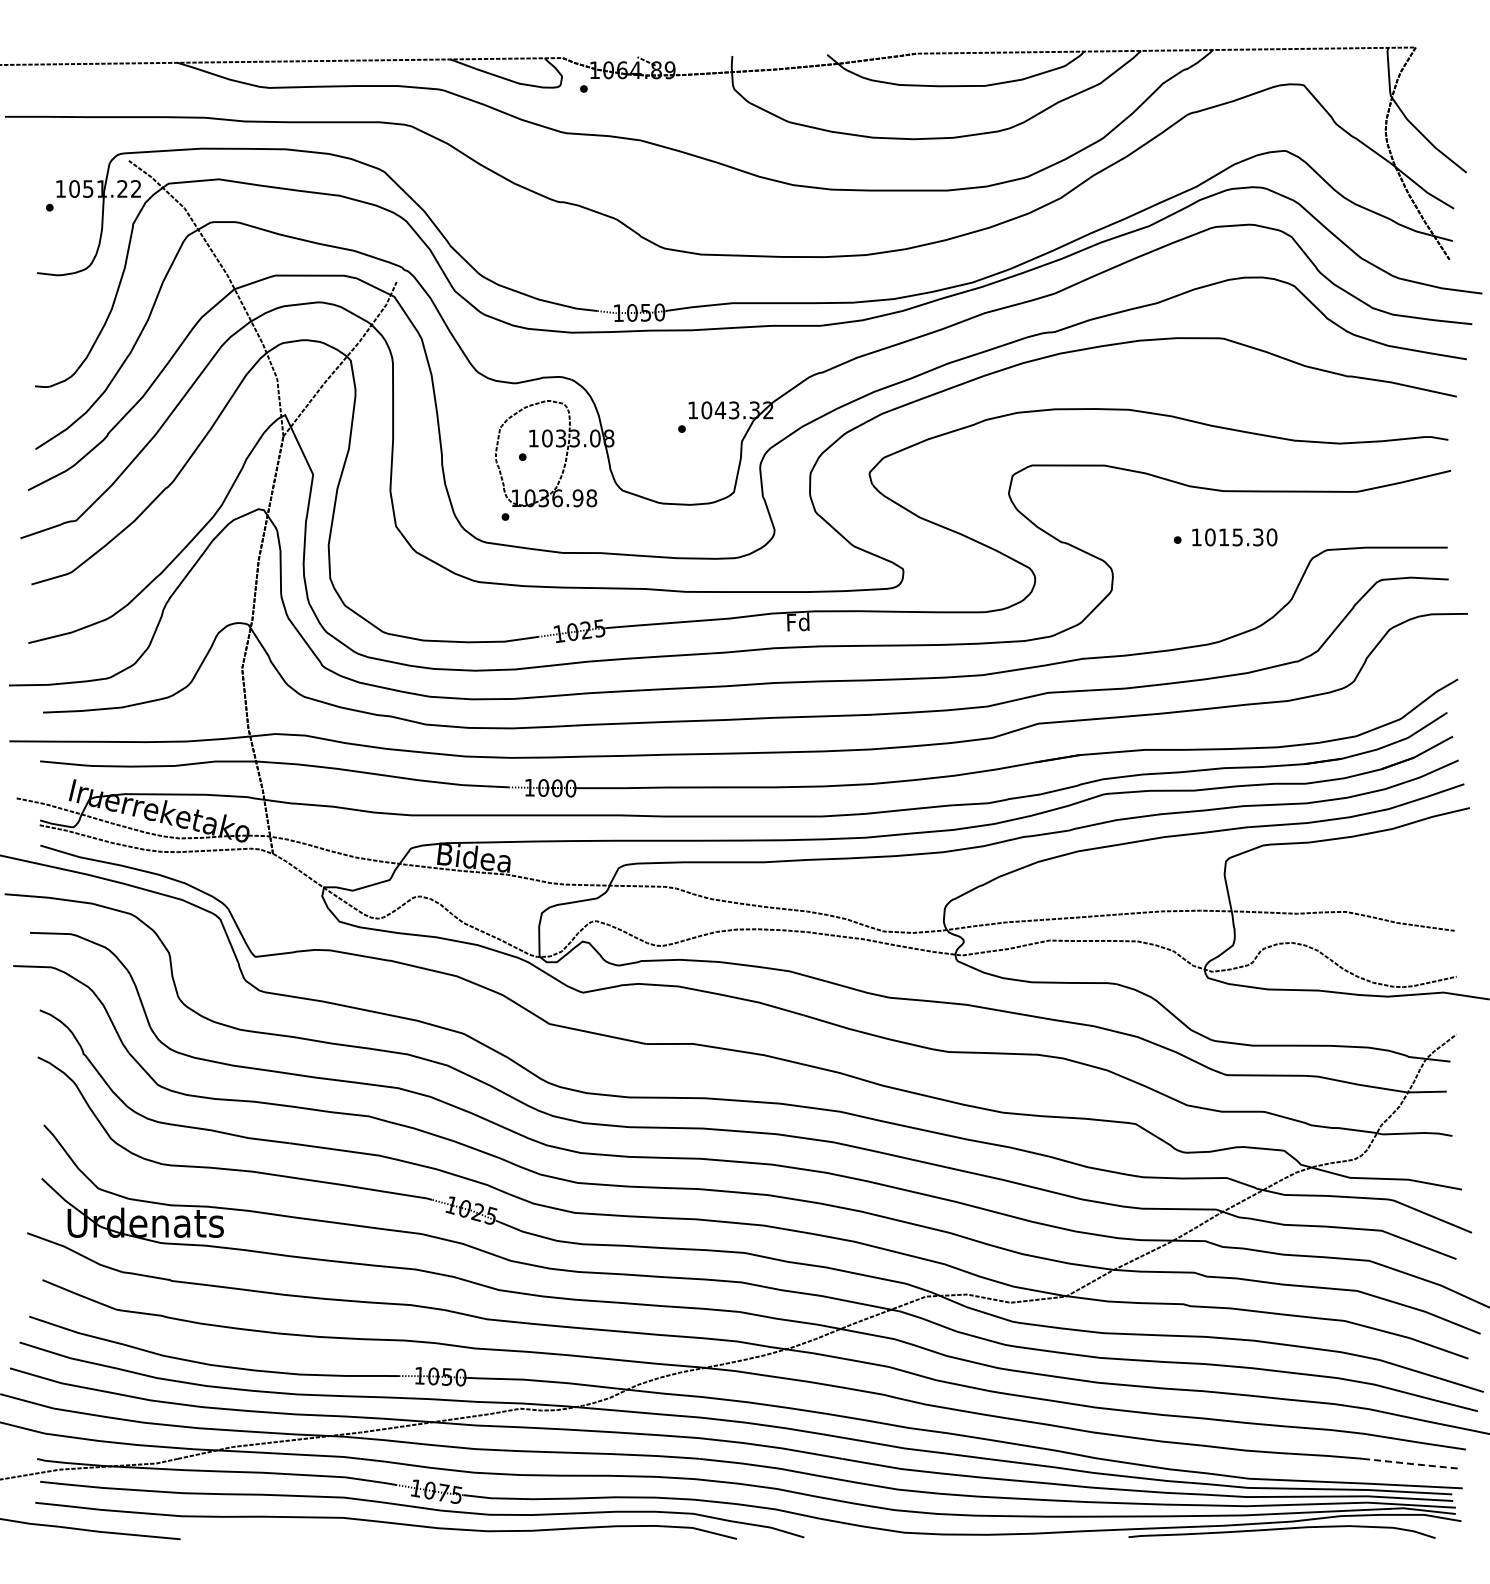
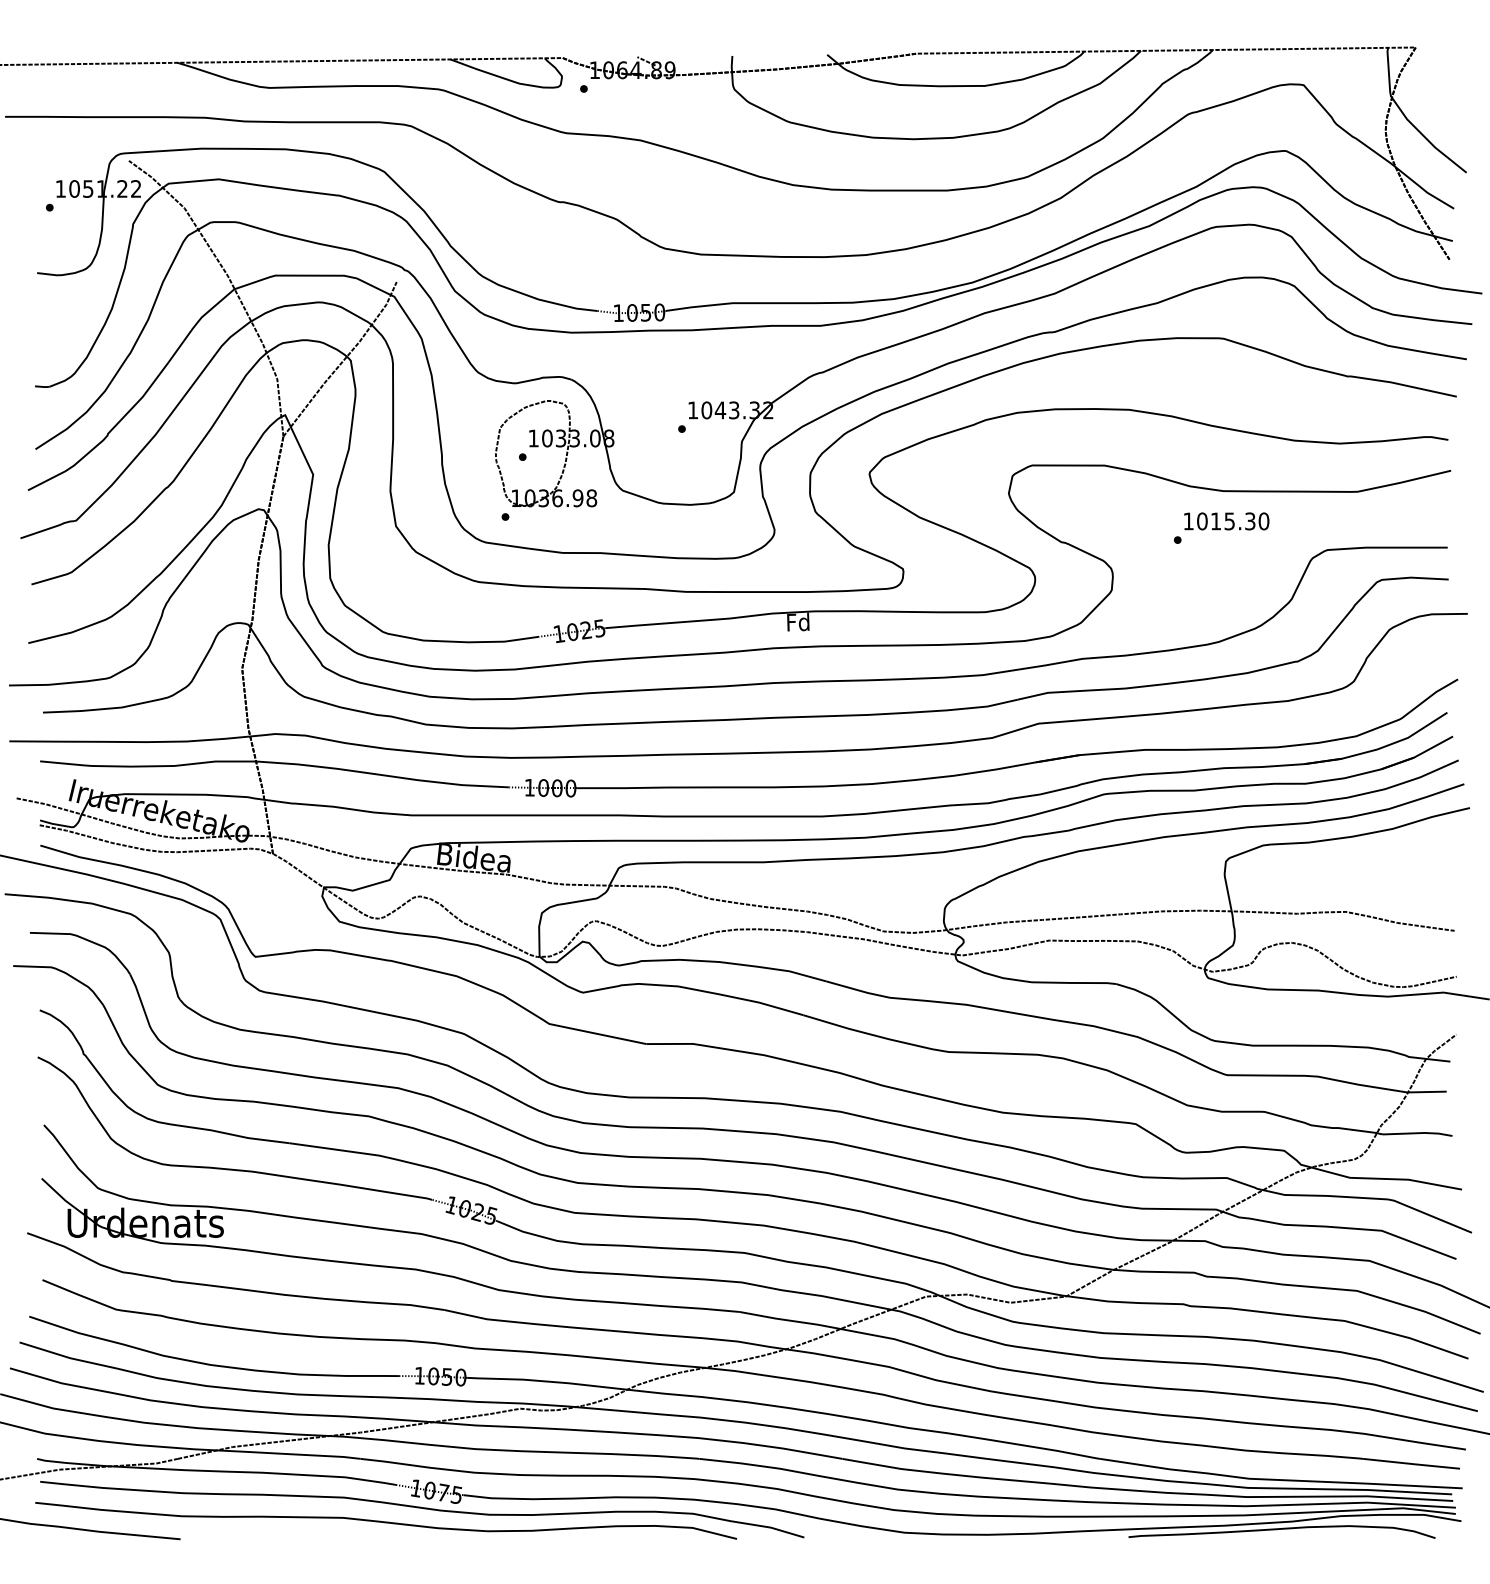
text position: (1234, 537) -> (1226, 521) (1226, 521)
line: dashed -> solid (1412, 1464)
